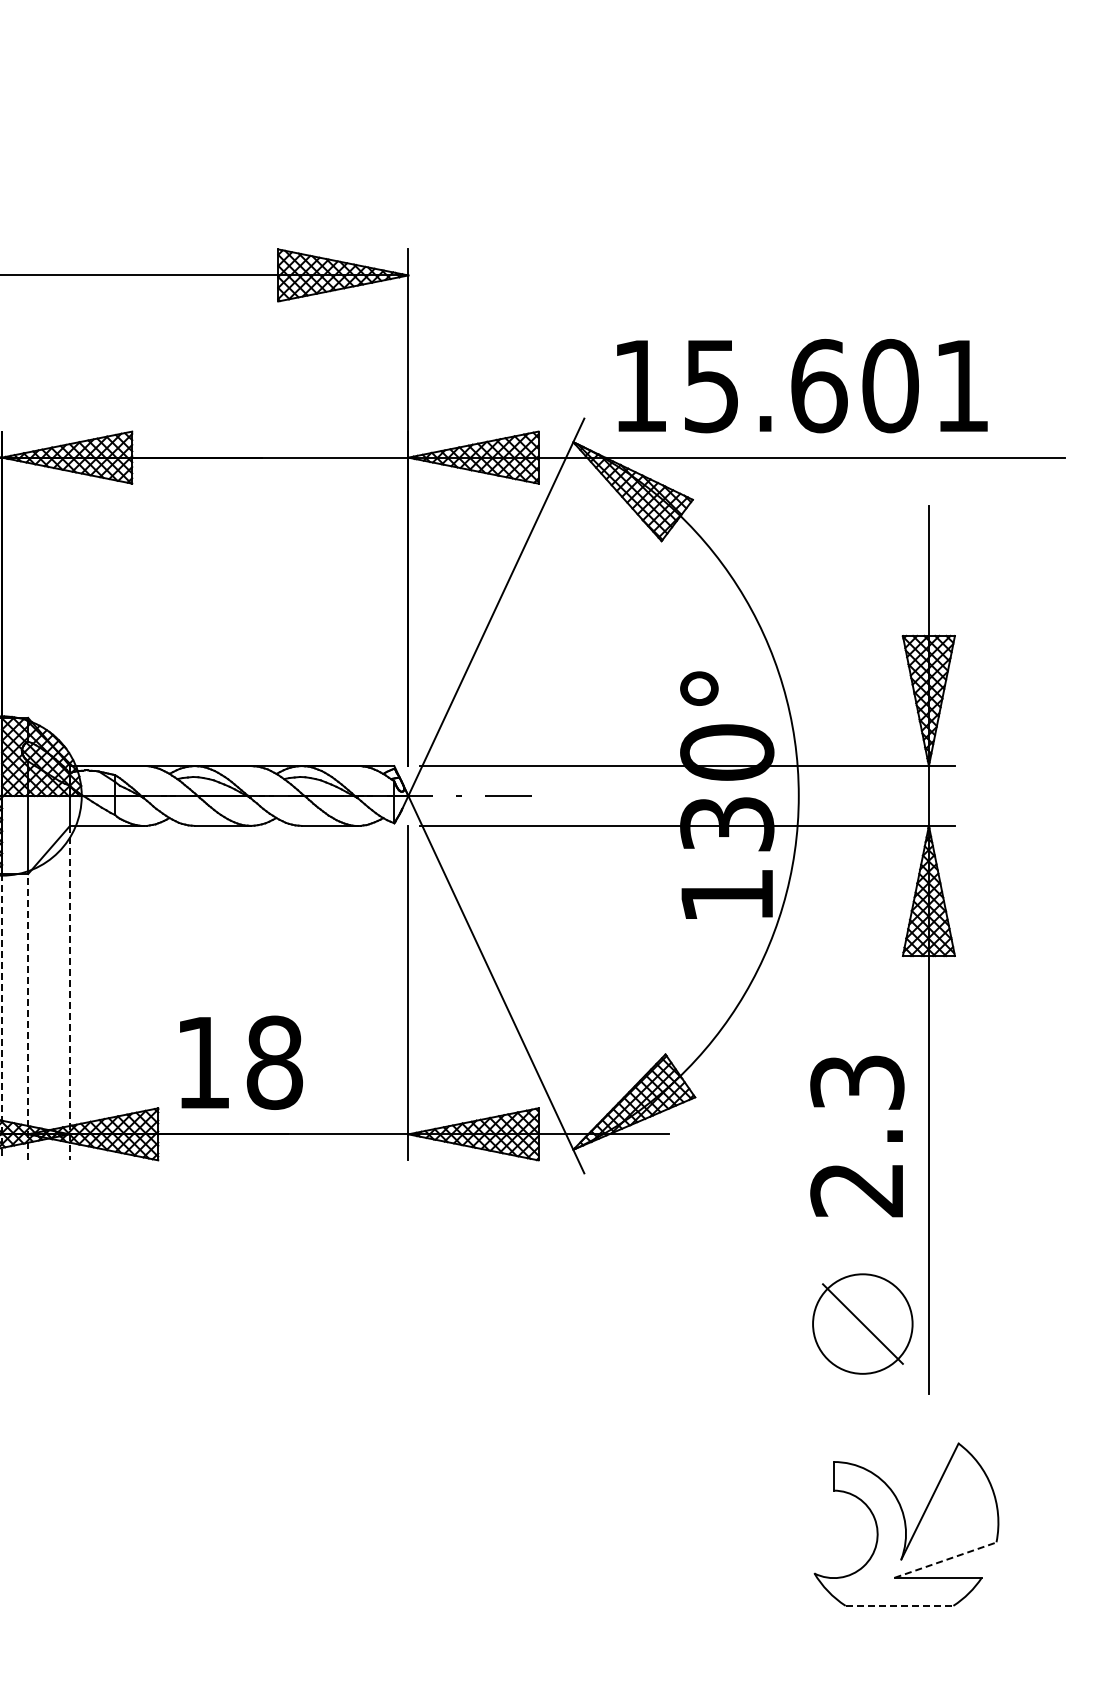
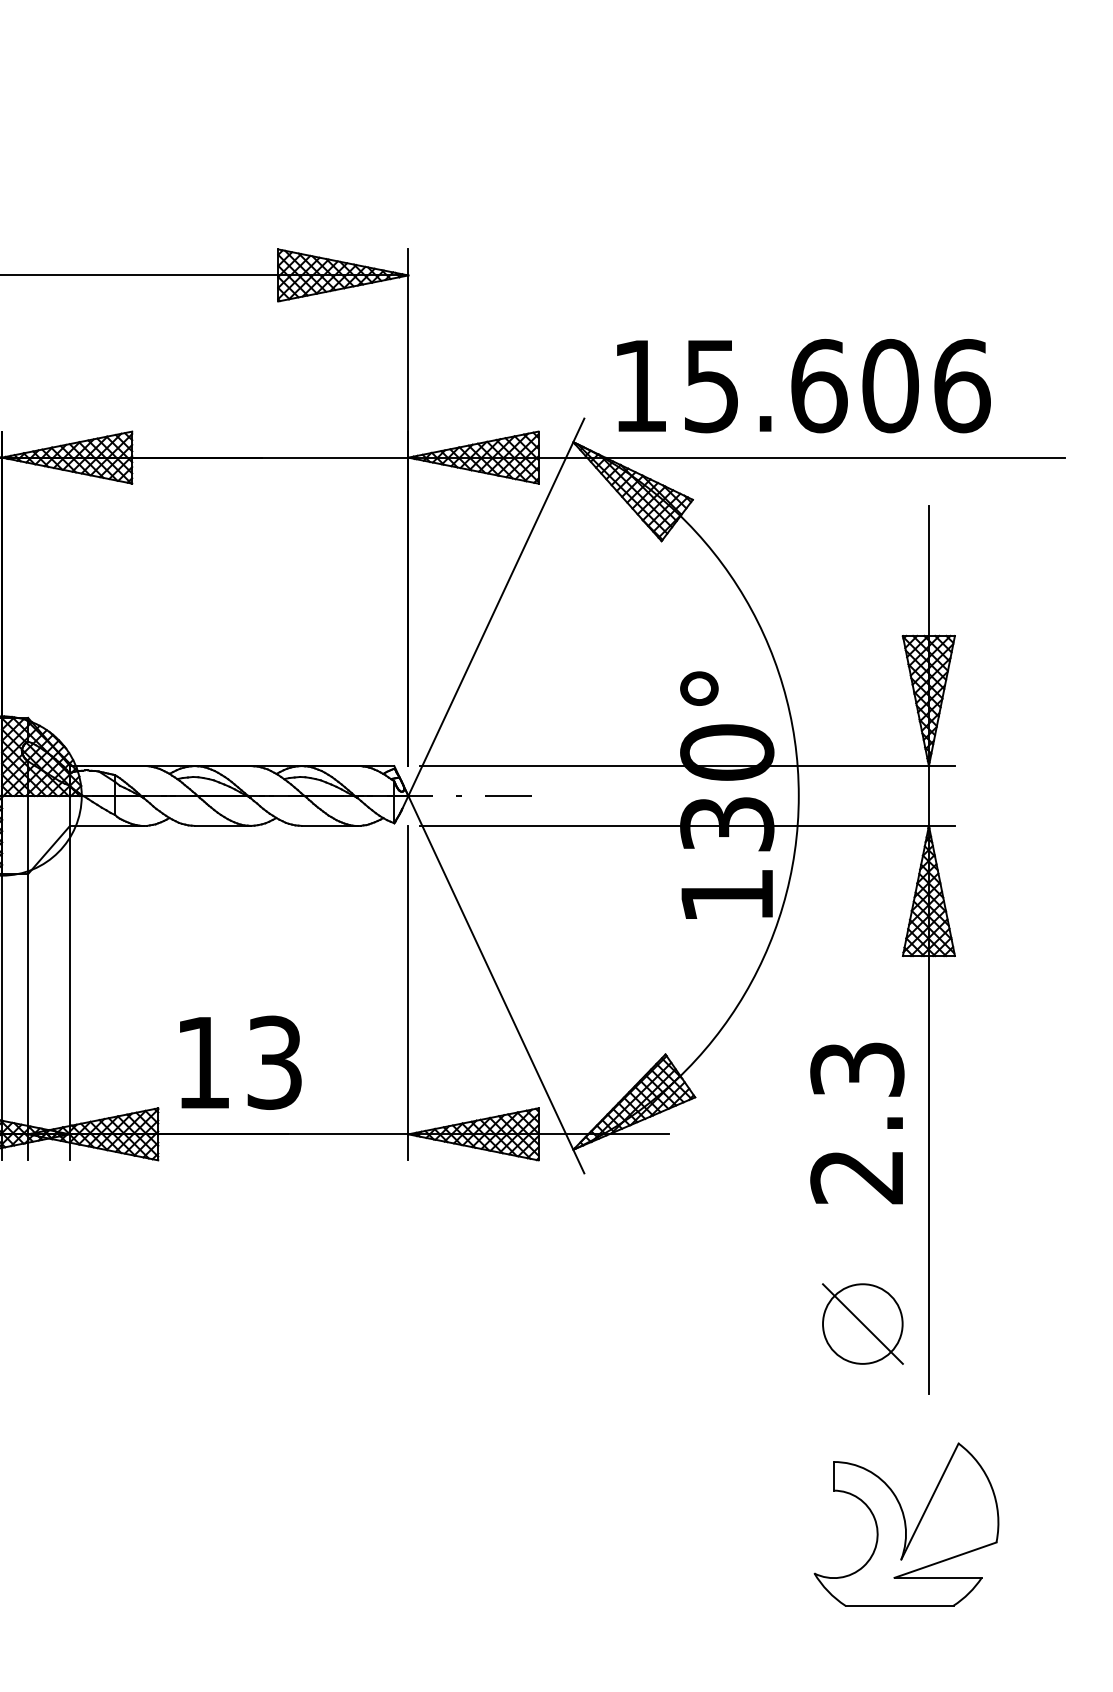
text: 15.601 -> 15.606 (962, 385)
line: dashed -> solid (70, 993)
line: dashed -> solid (28, 1016)
line: dashed -> solid (2, 1017)
text: 18 -> 13 (274, 1062)
text position: (857, 1136) -> (857, 1123) (857, 1123)
circle diameter: 100 px -> 80 px (862, 1323)
line: dashed -> solid (945, 1560)
line: dashed -> solid (900, 1605)
